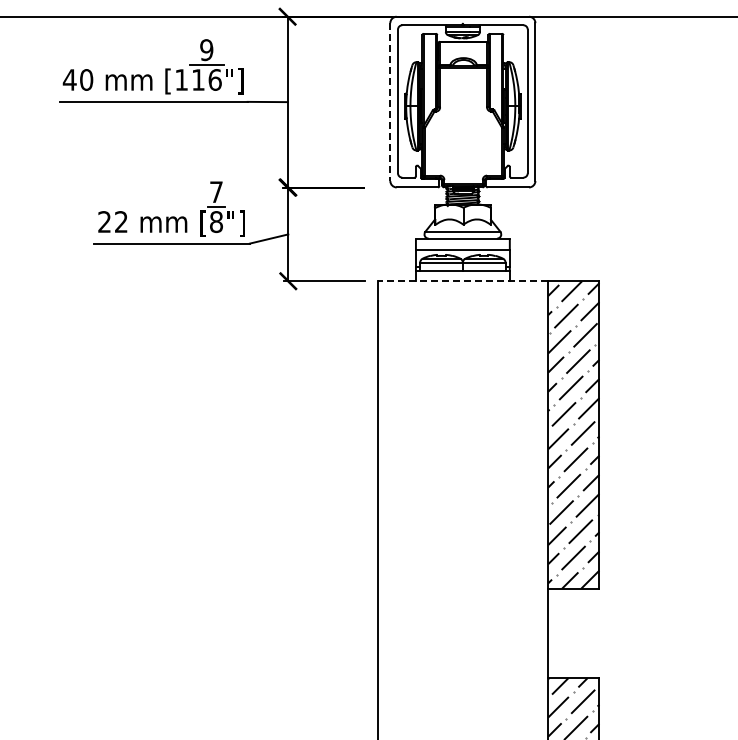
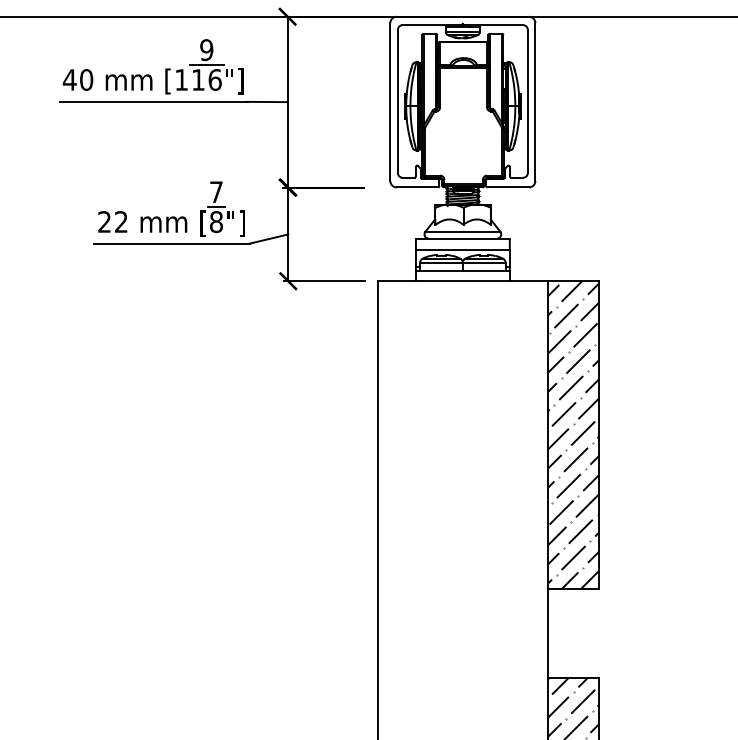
line: dashed -> solid (390, 102)
line: dashed -> solid (462, 281)
